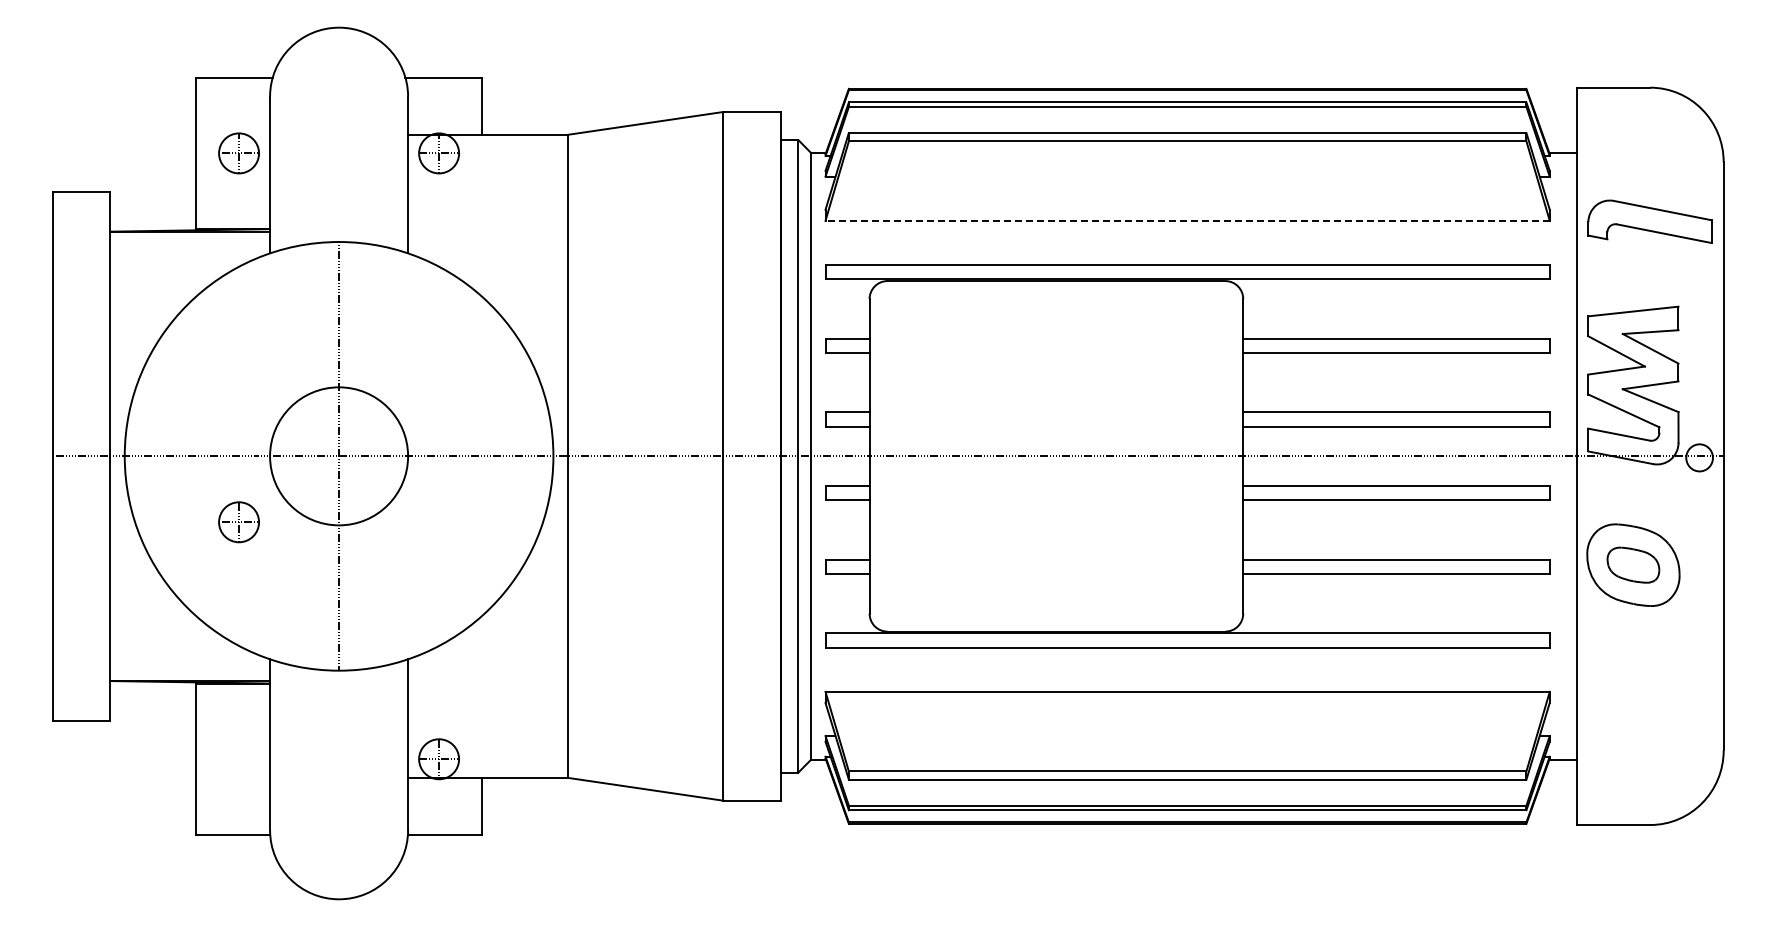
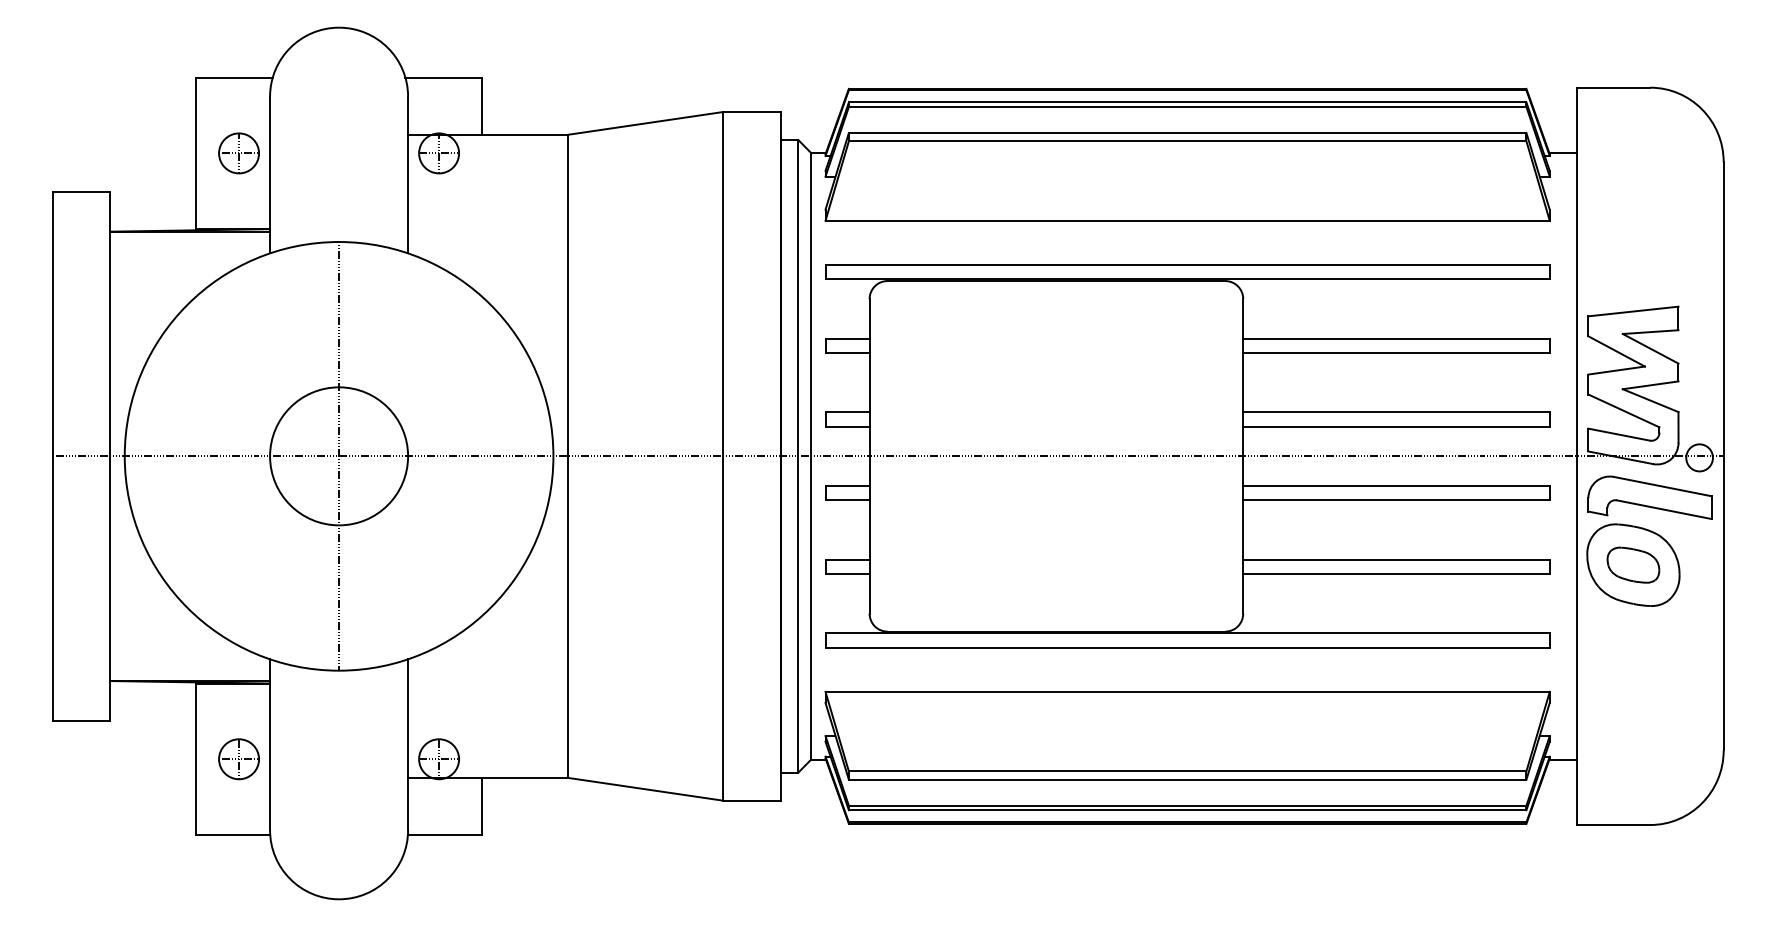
line: dashed -> solid (1187, 220)
part position: (1649, 221) -> (1649, 497) (1649, 497)
part position: (238, 522) -> (238, 759) (238, 759)
